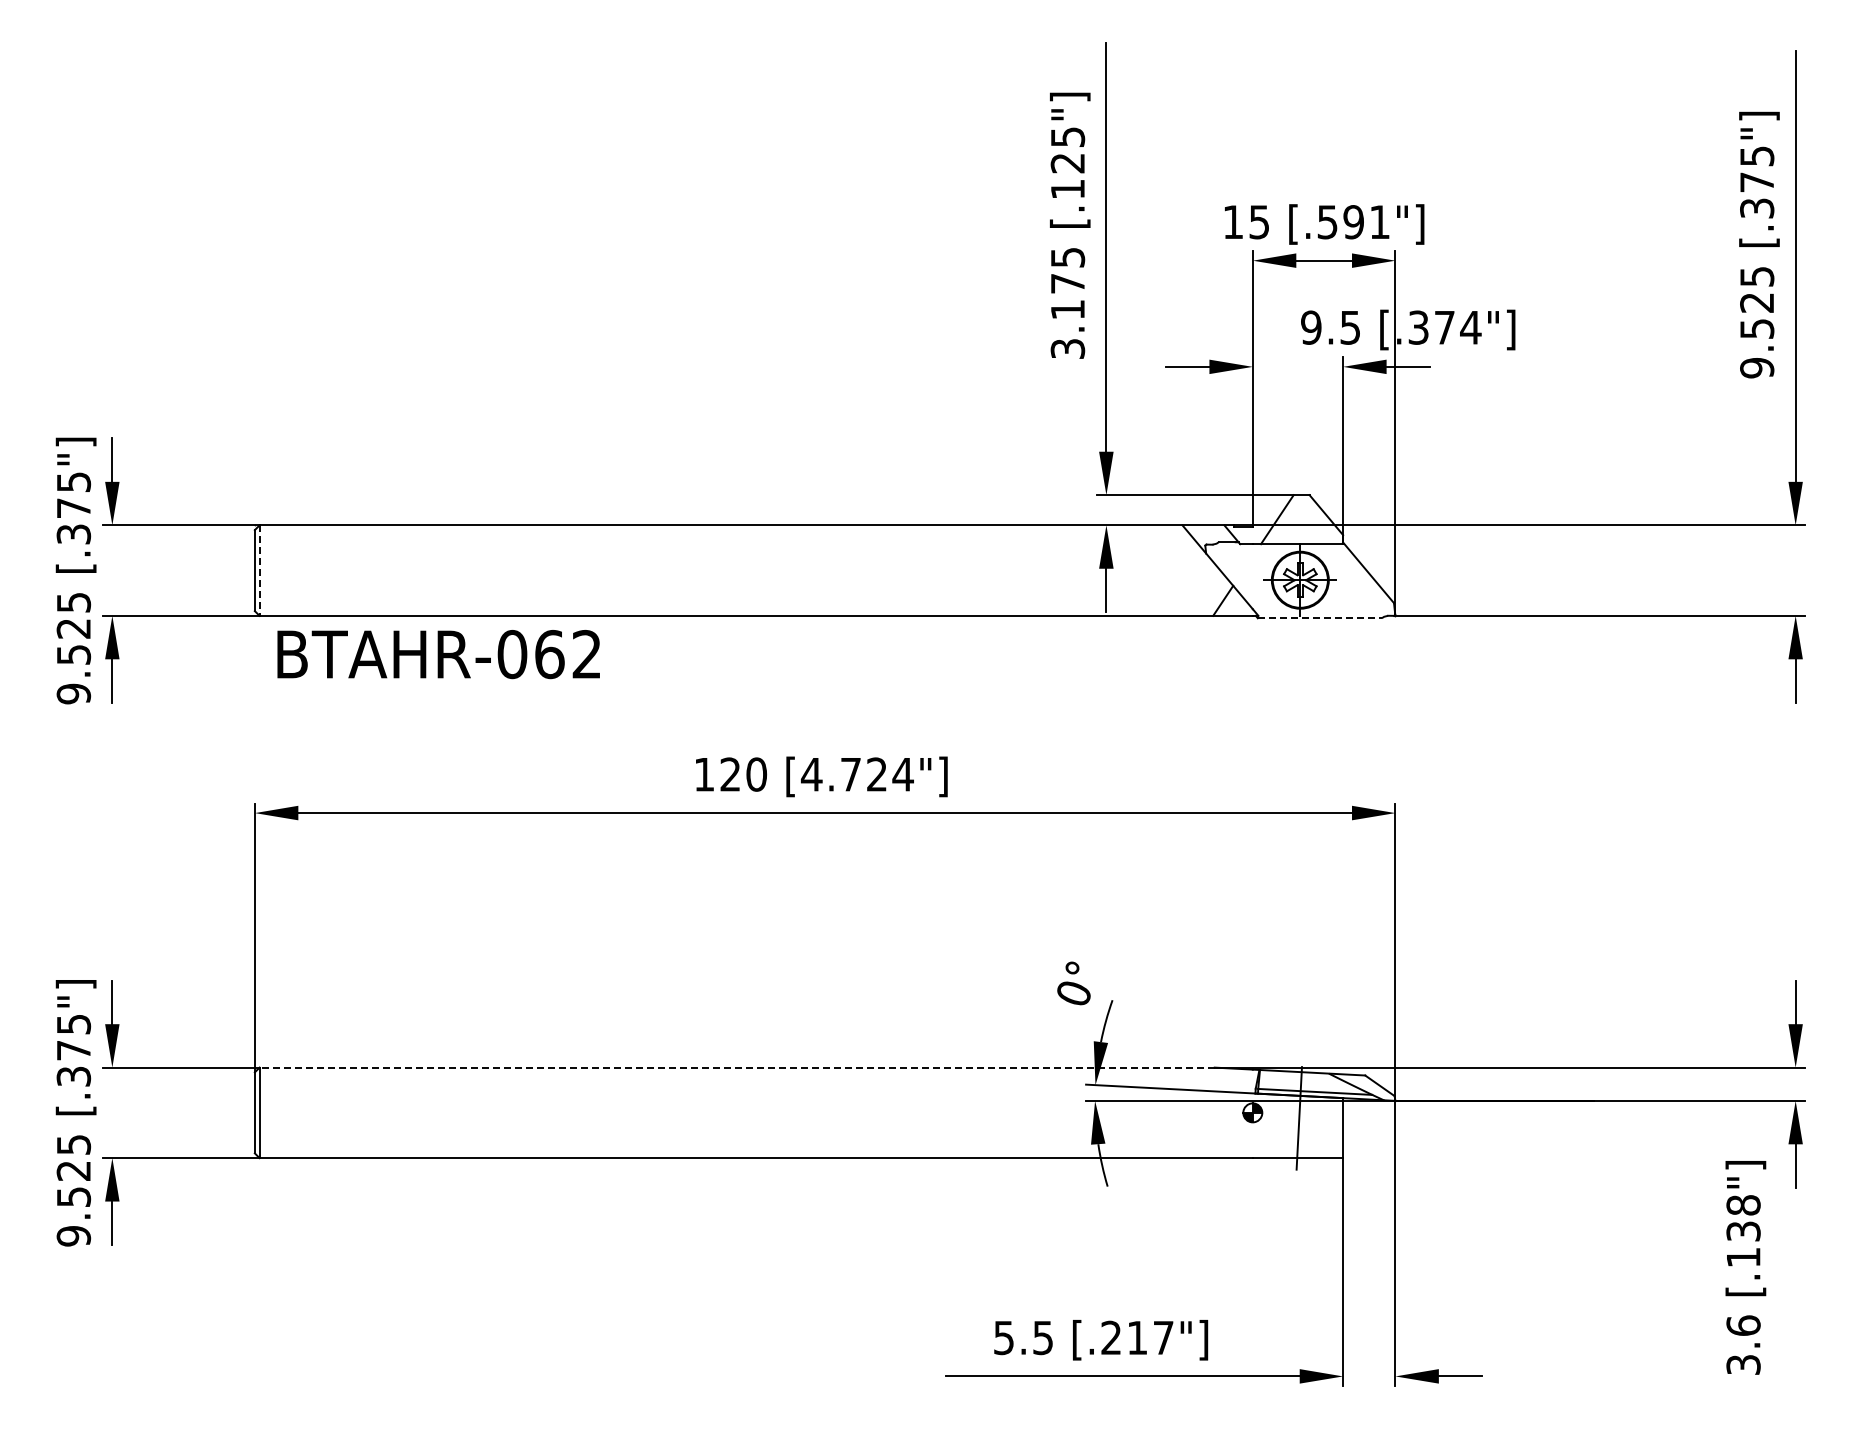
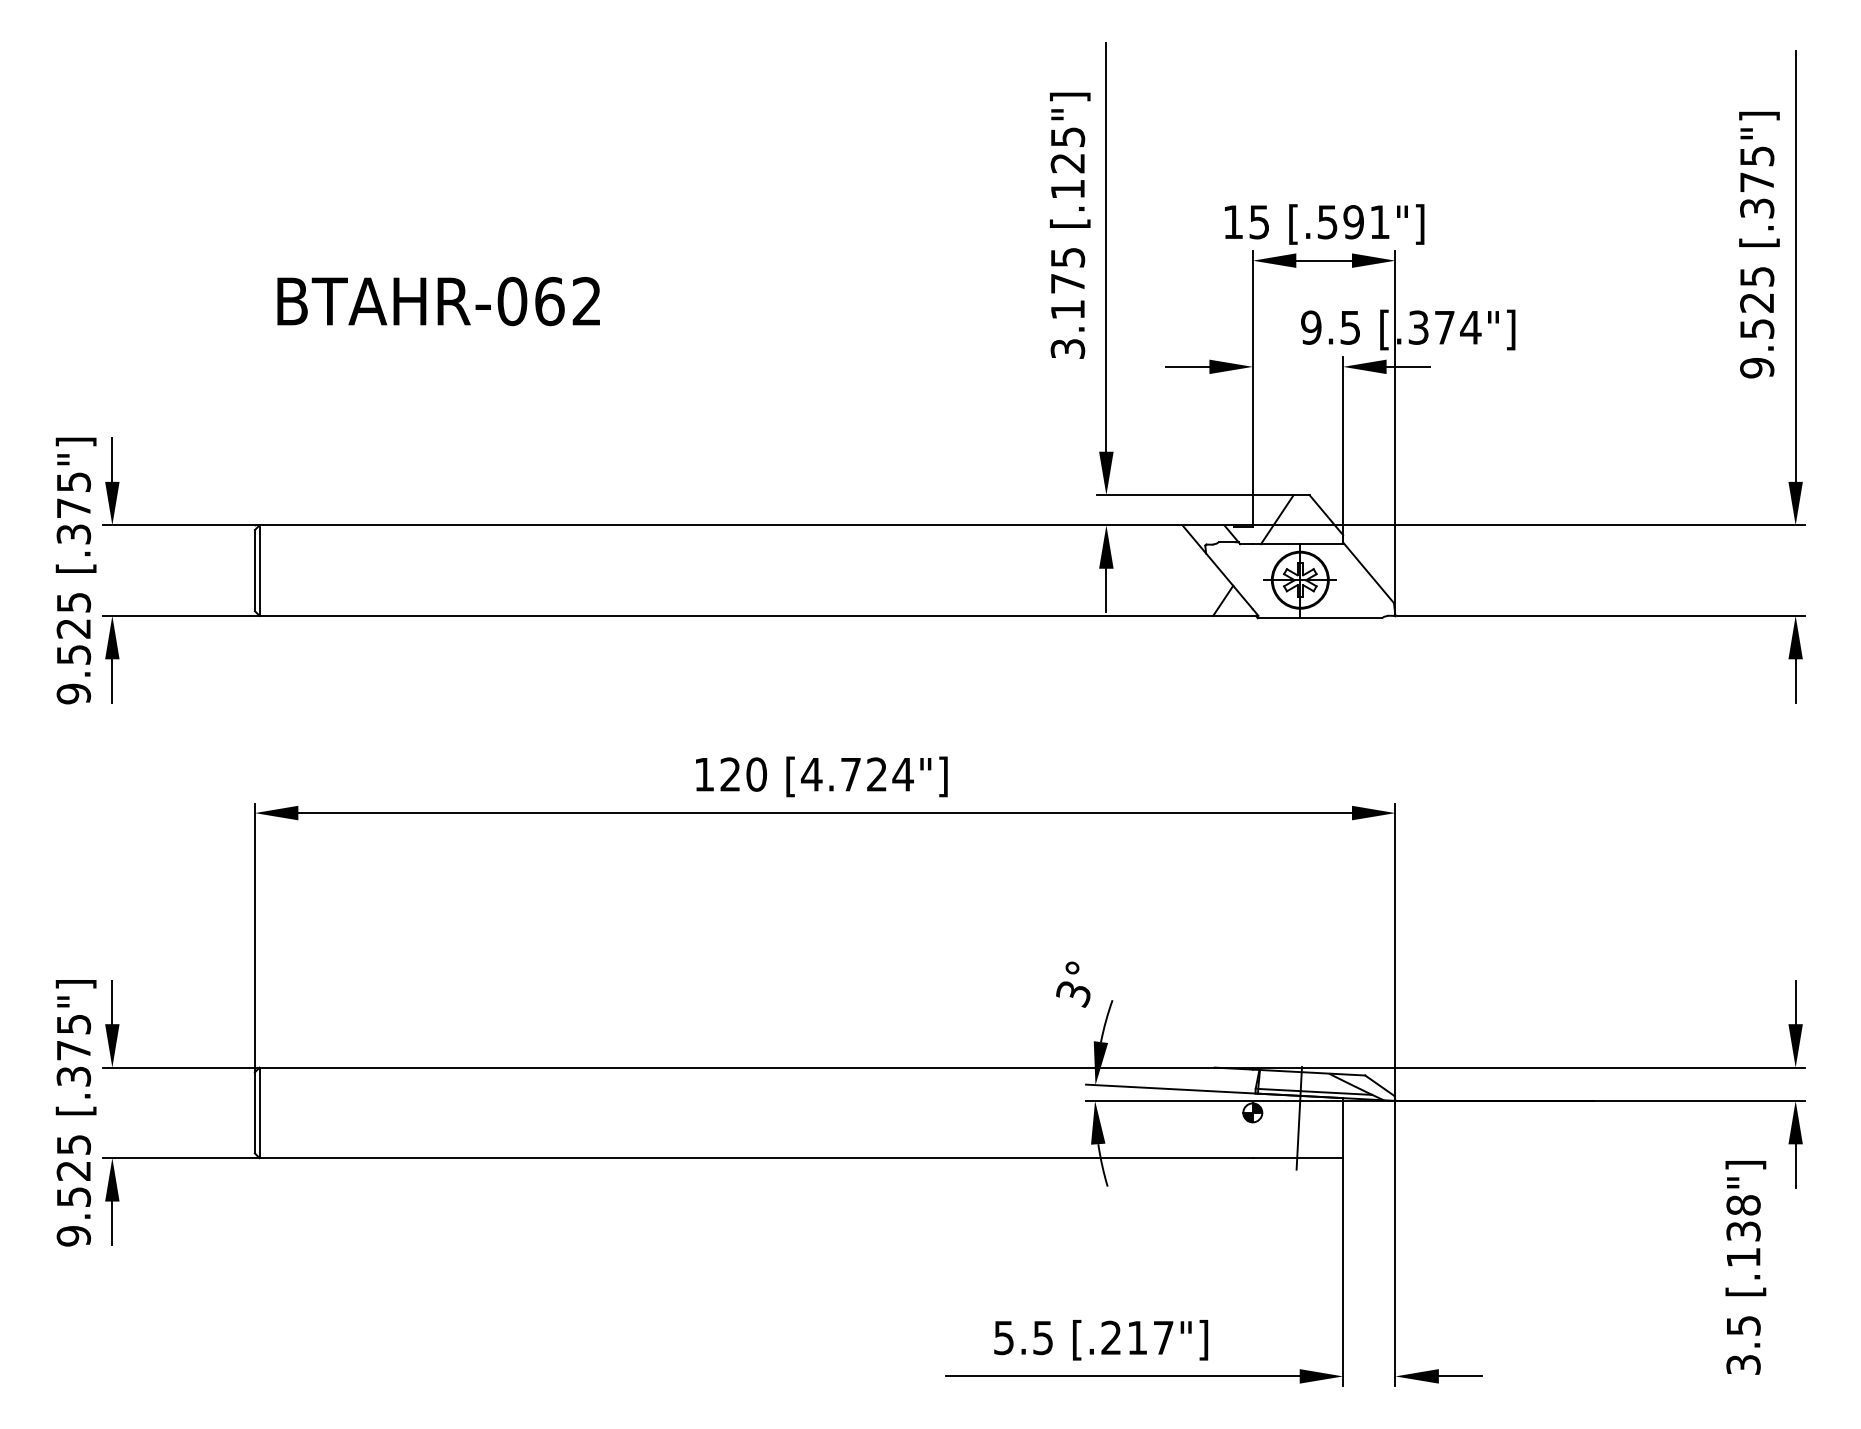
line: dashed -> solid (259, 571)
line: dashed -> solid (1320, 618)
text position: (438, 654) -> (438, 301) (438, 301)
text: 0° -> 3° (1073, 994)
line: dashed -> solid (737, 1067)
text: 3.6 -> 3.5 (1743, 1325)
